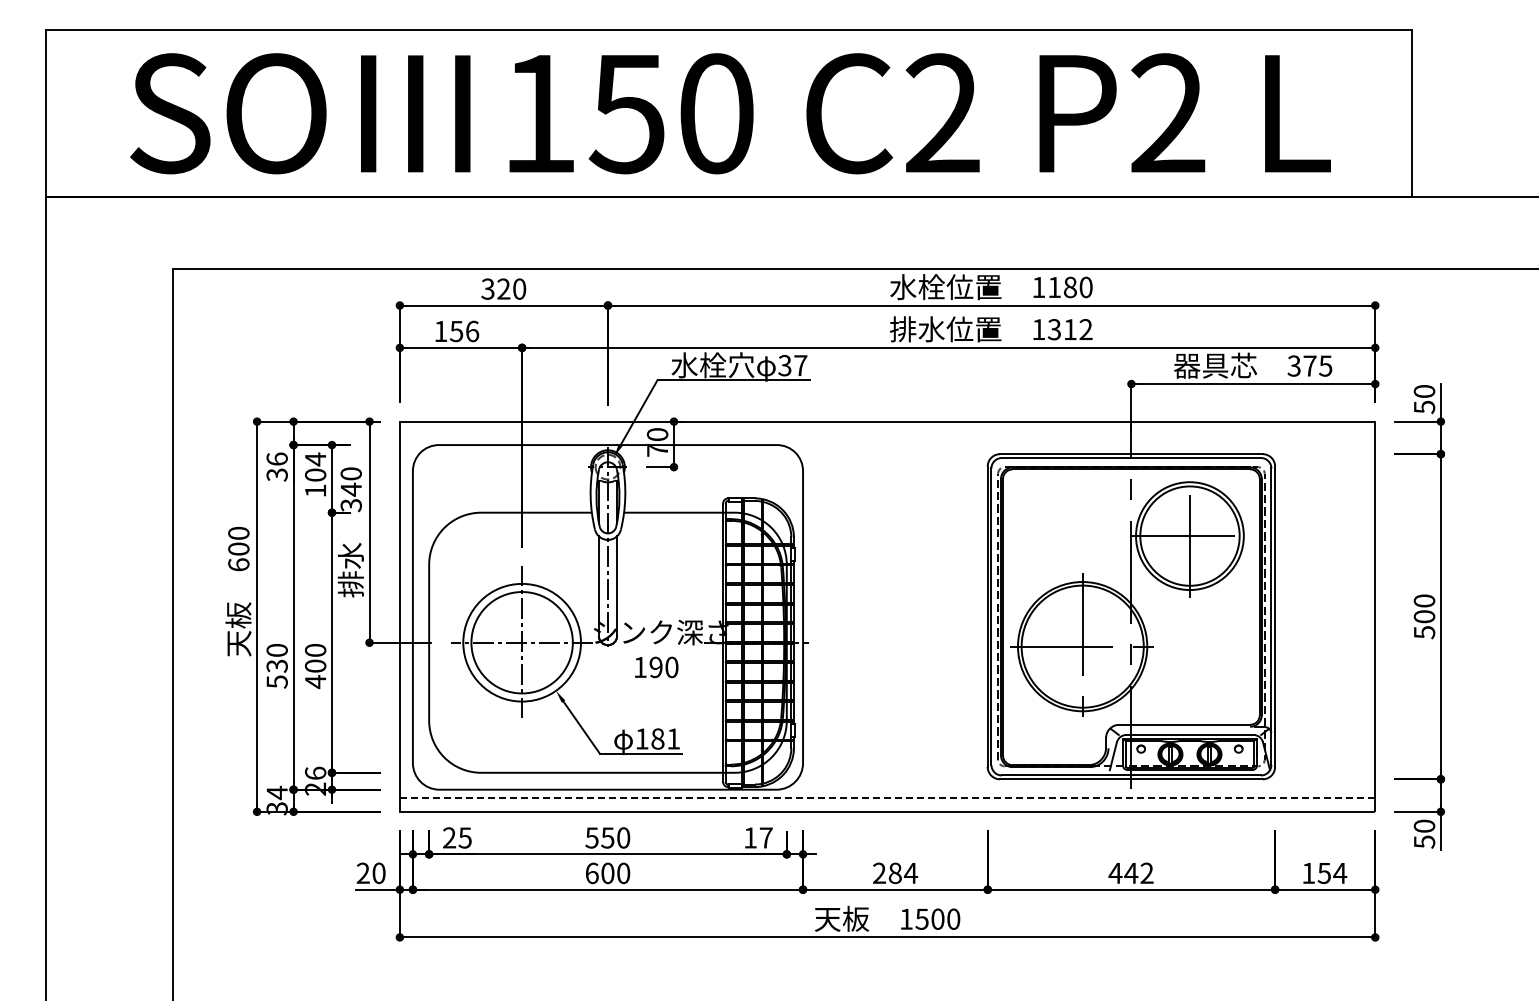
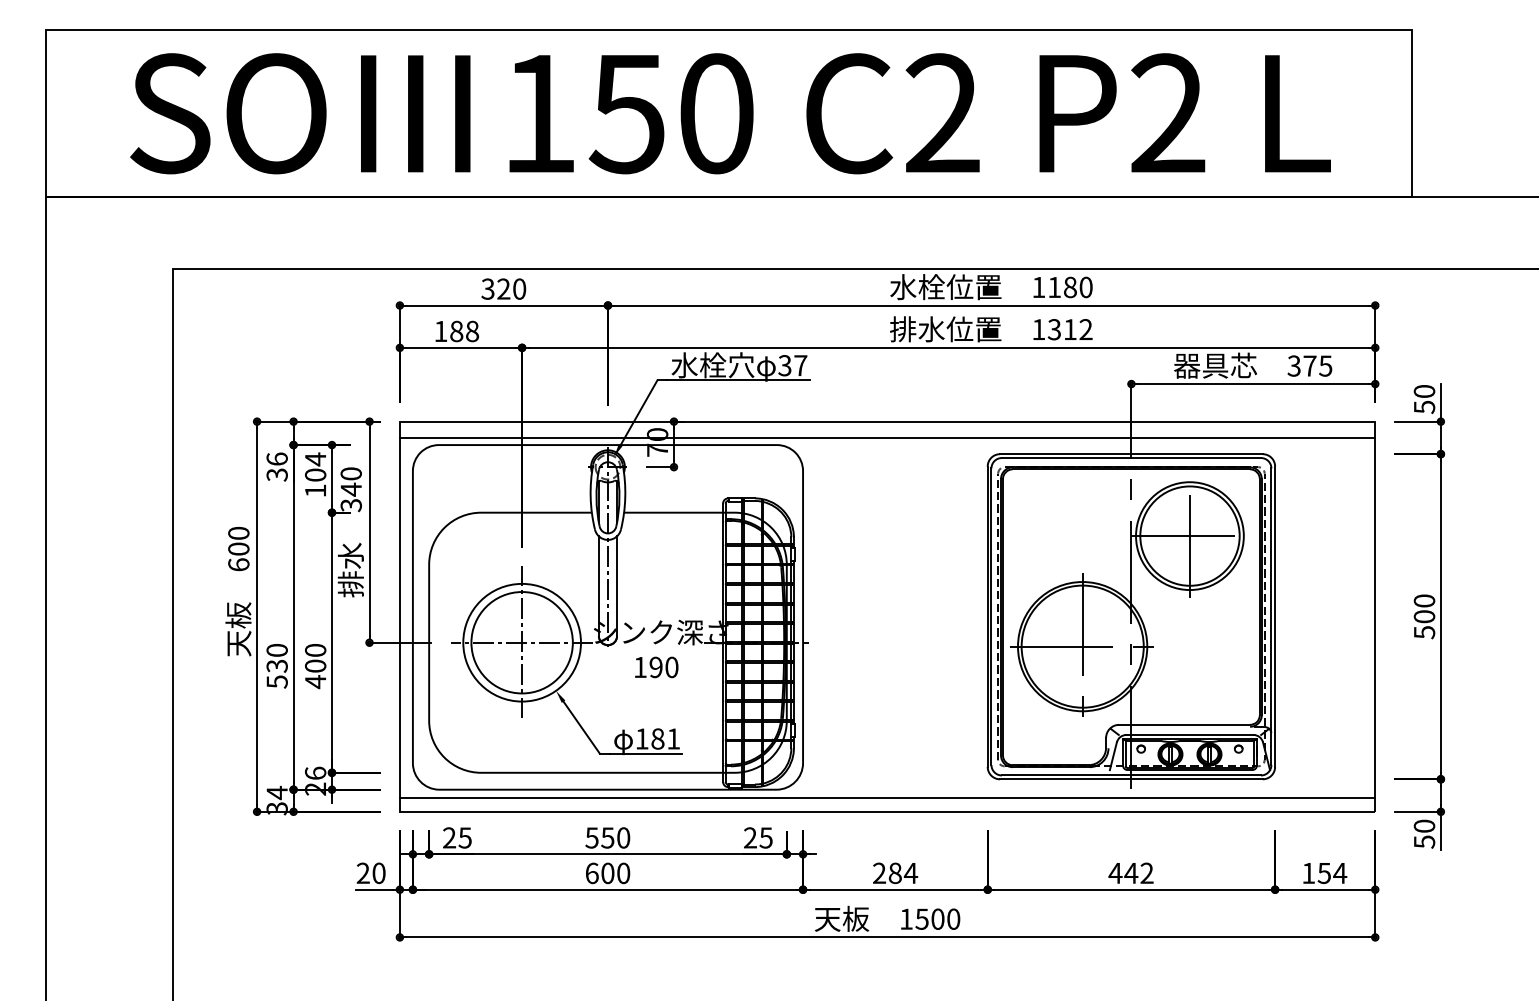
text: 156 -> 188 (464, 331)
line: none -> present (887, 437)
line: dashed -> solid (887, 798)
text: 17 -> 25 (758, 837)
